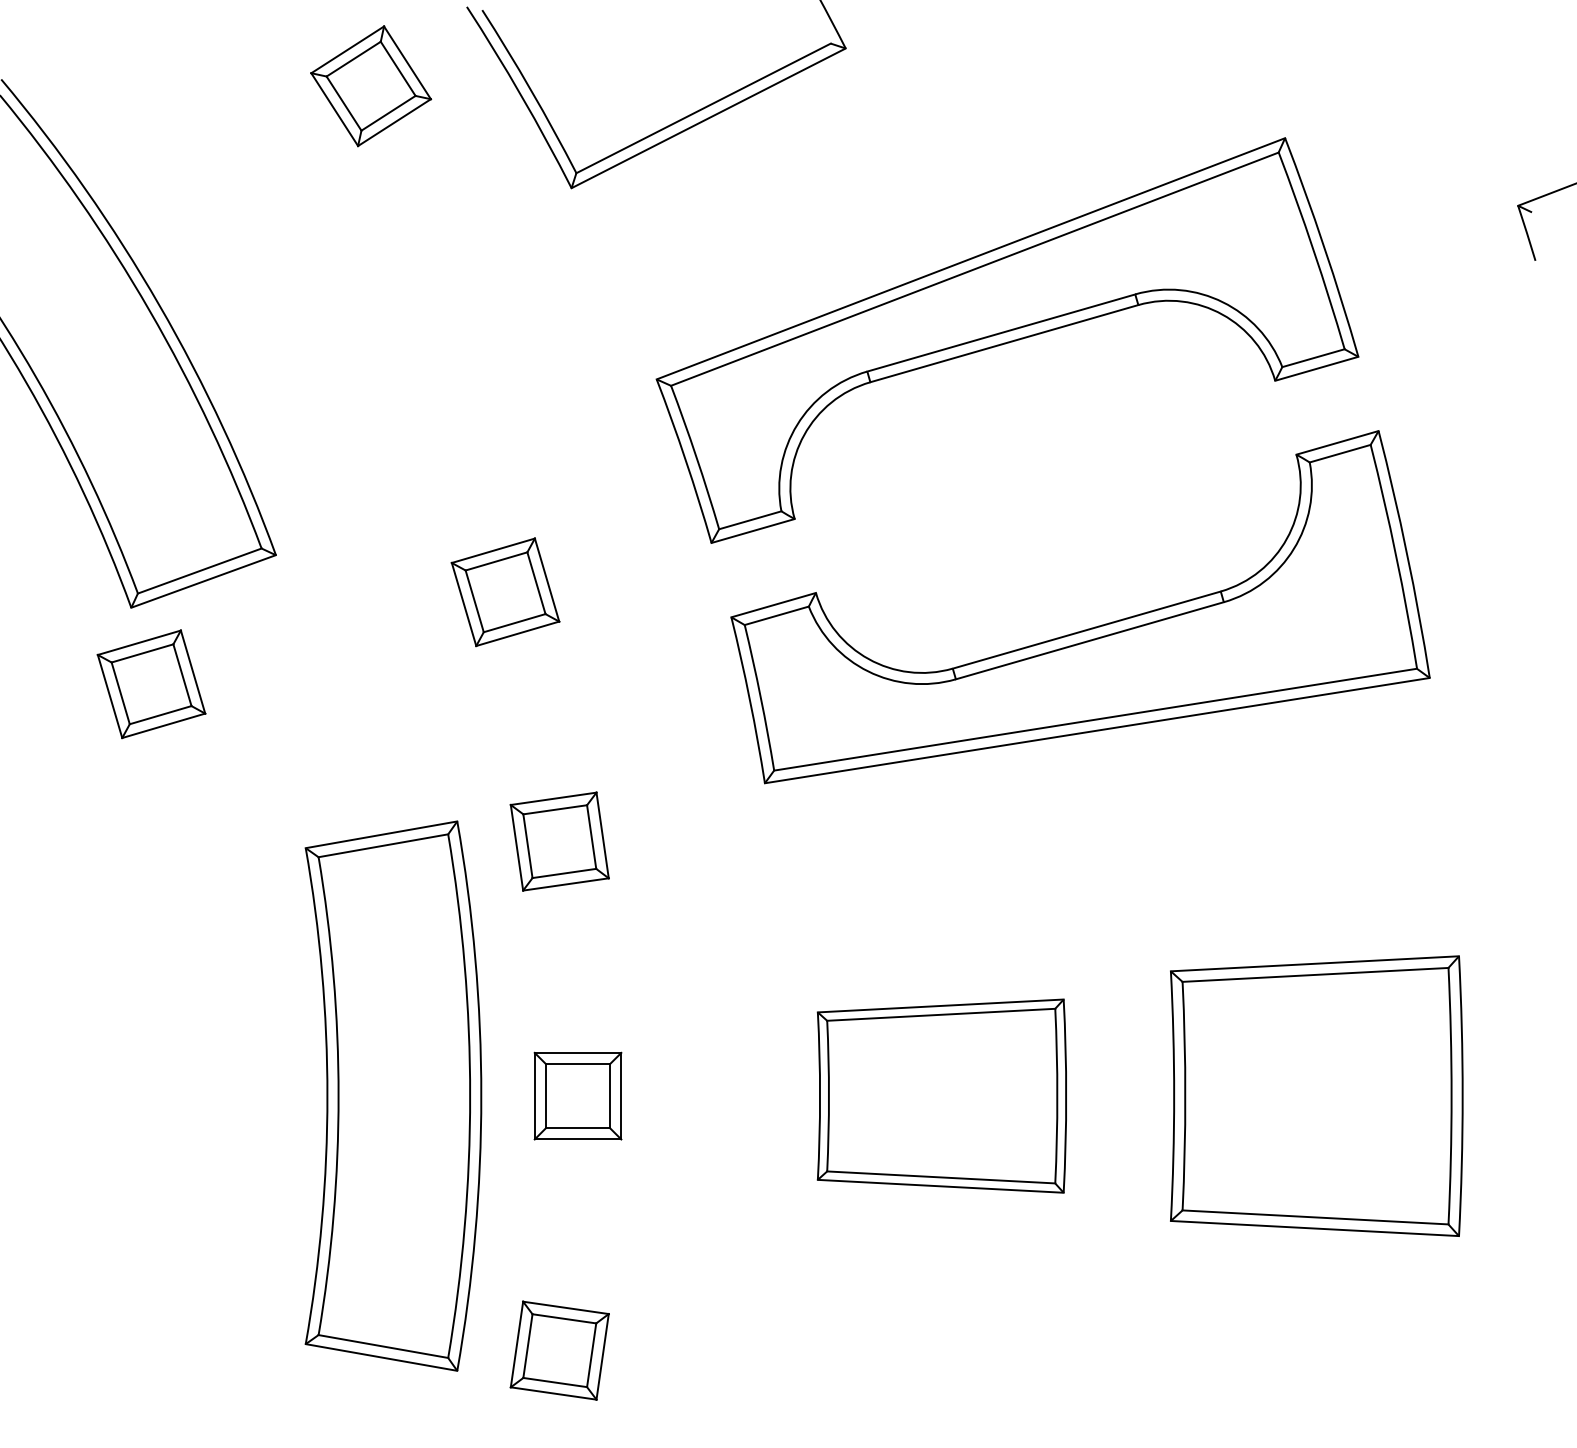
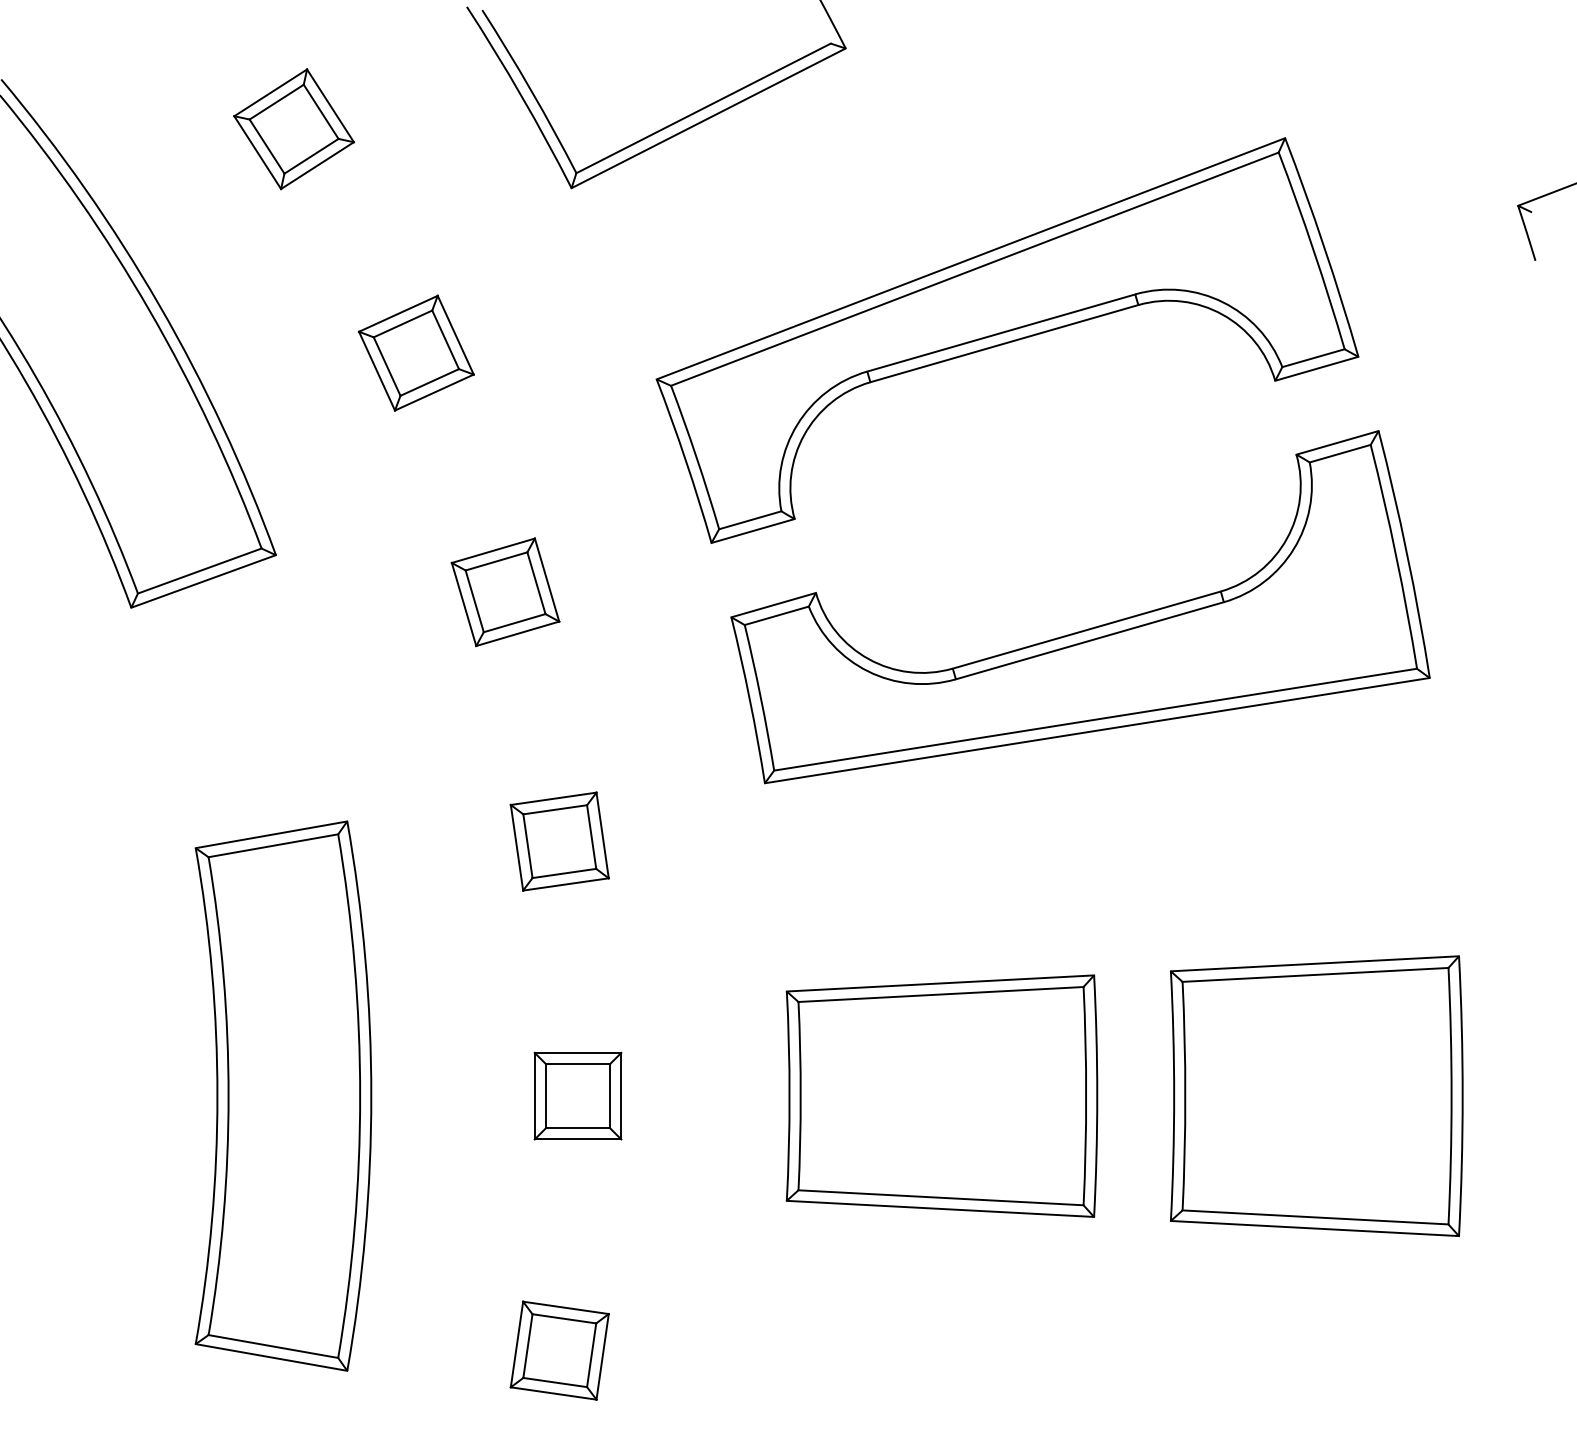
part position: (371, 86) -> (294, 129) (294, 129)
part: none -> present (416, 352)
part: present -> none (151, 684)
part position: (393, 1095) -> (283, 1095) (283, 1095)
part size: 251x196 px -> 314x244 px (941, 1095)
